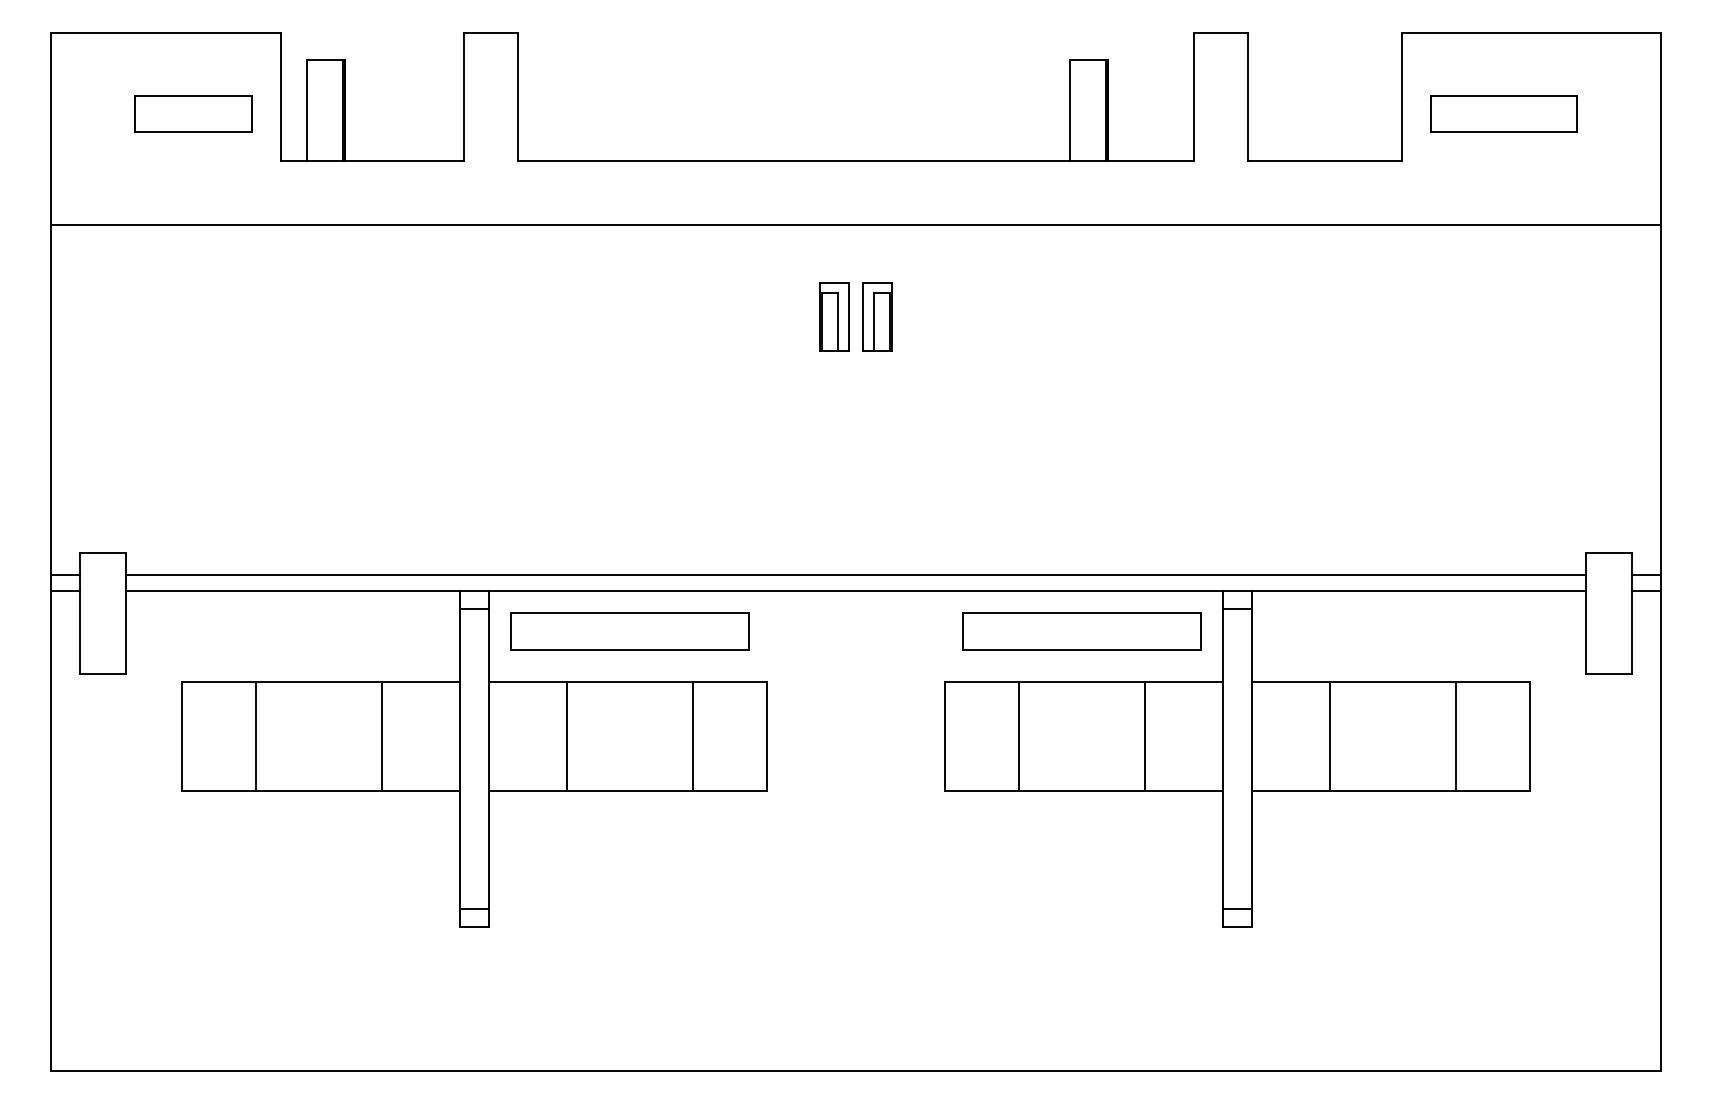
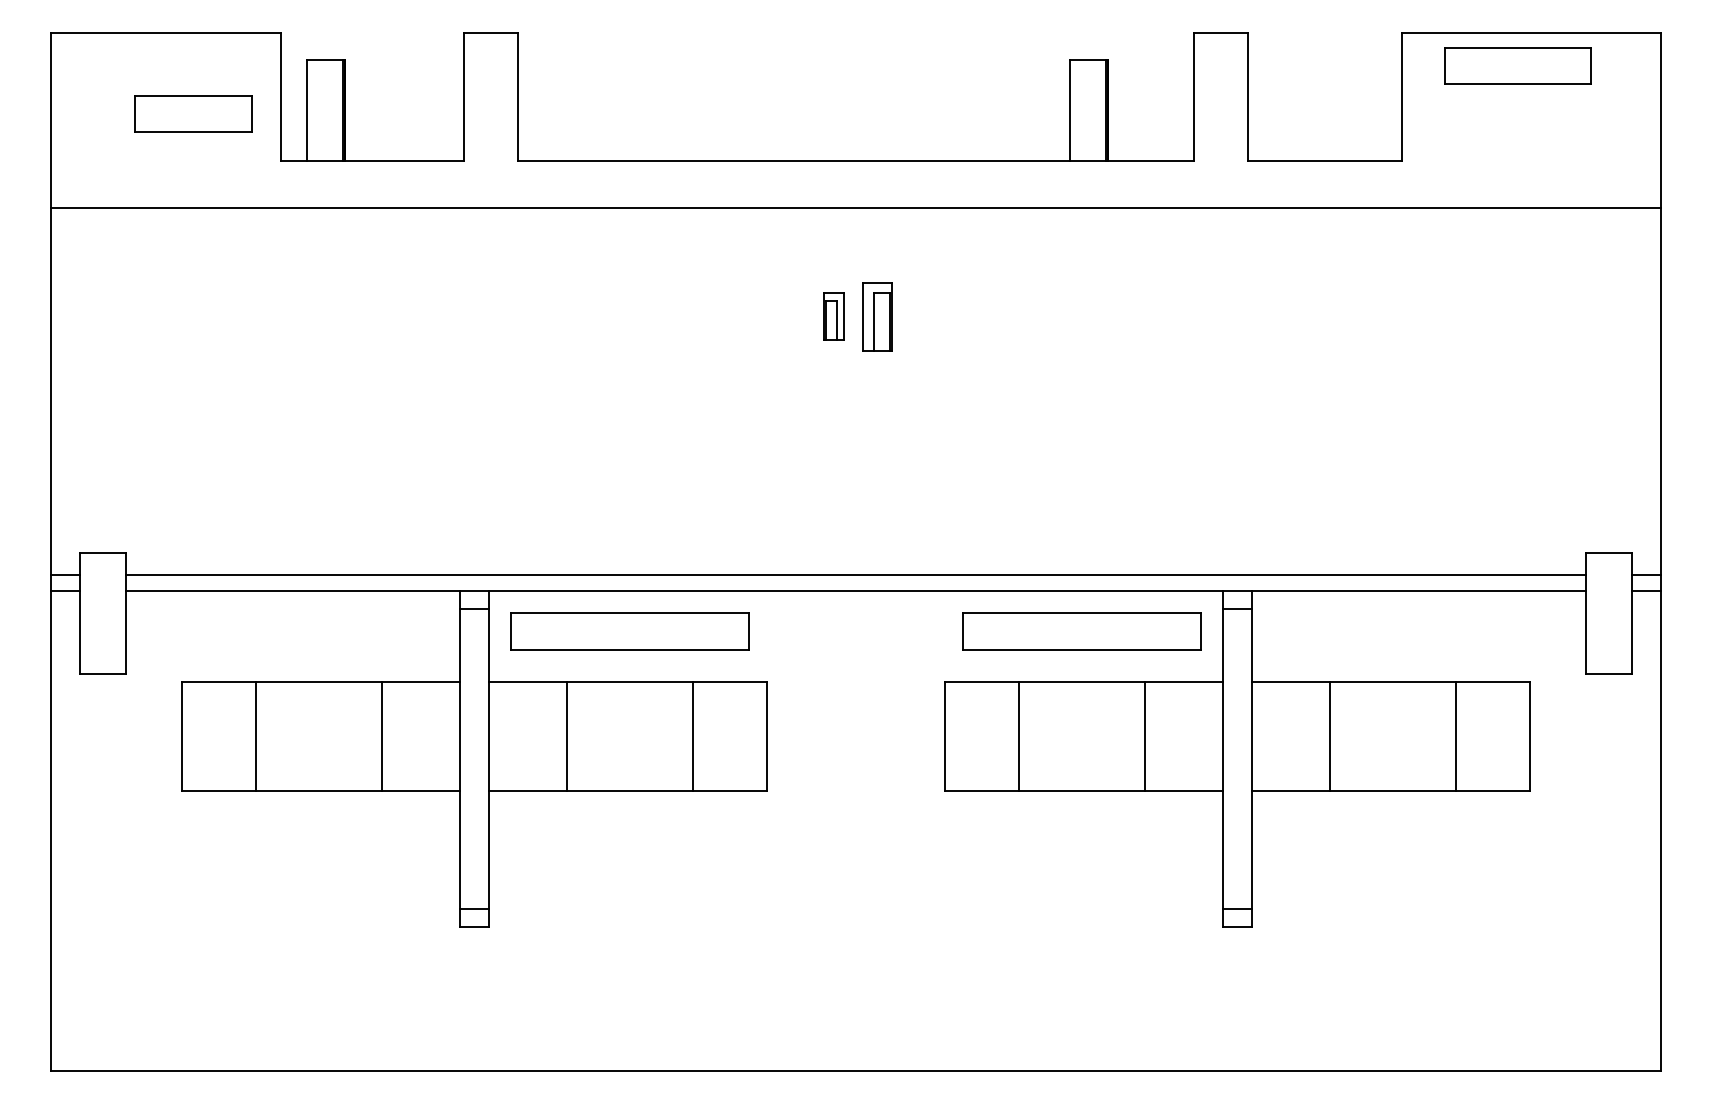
part position: (1503, 113) -> (1517, 65) (1517, 65)
line position: (855, 224) -> (855, 207) (855, 207)
part size: 31x70 px -> 22x49 px (833, 316)
